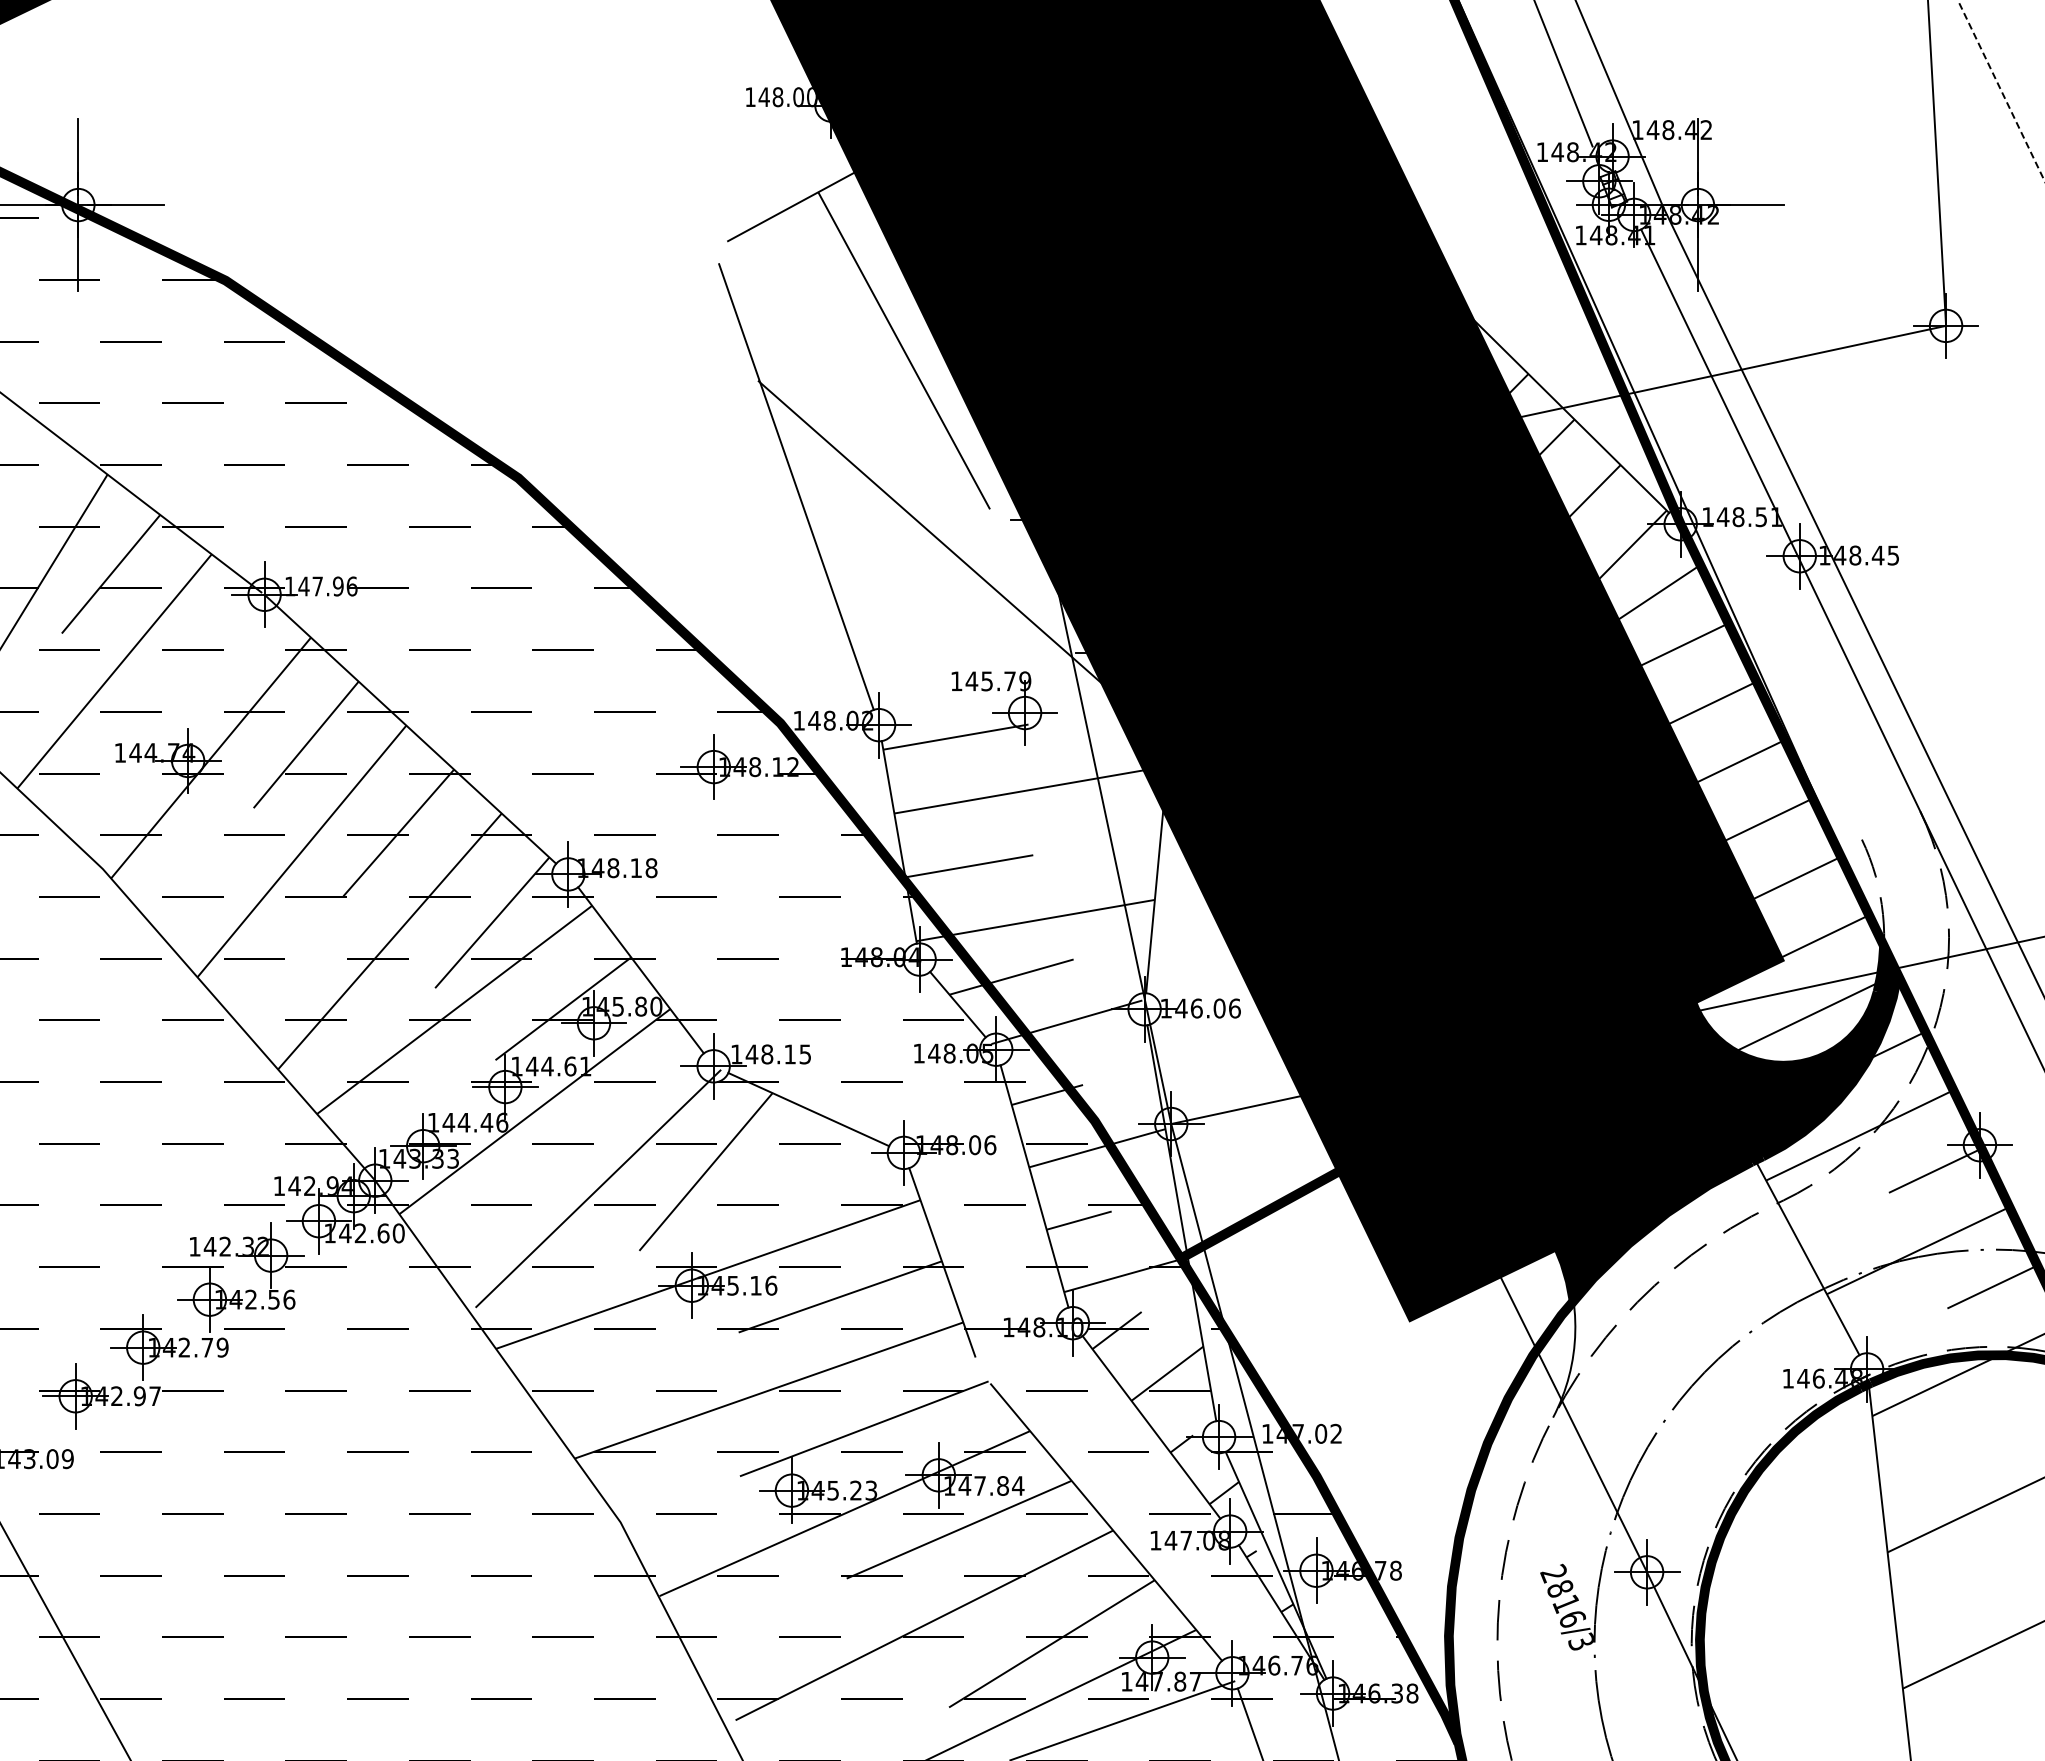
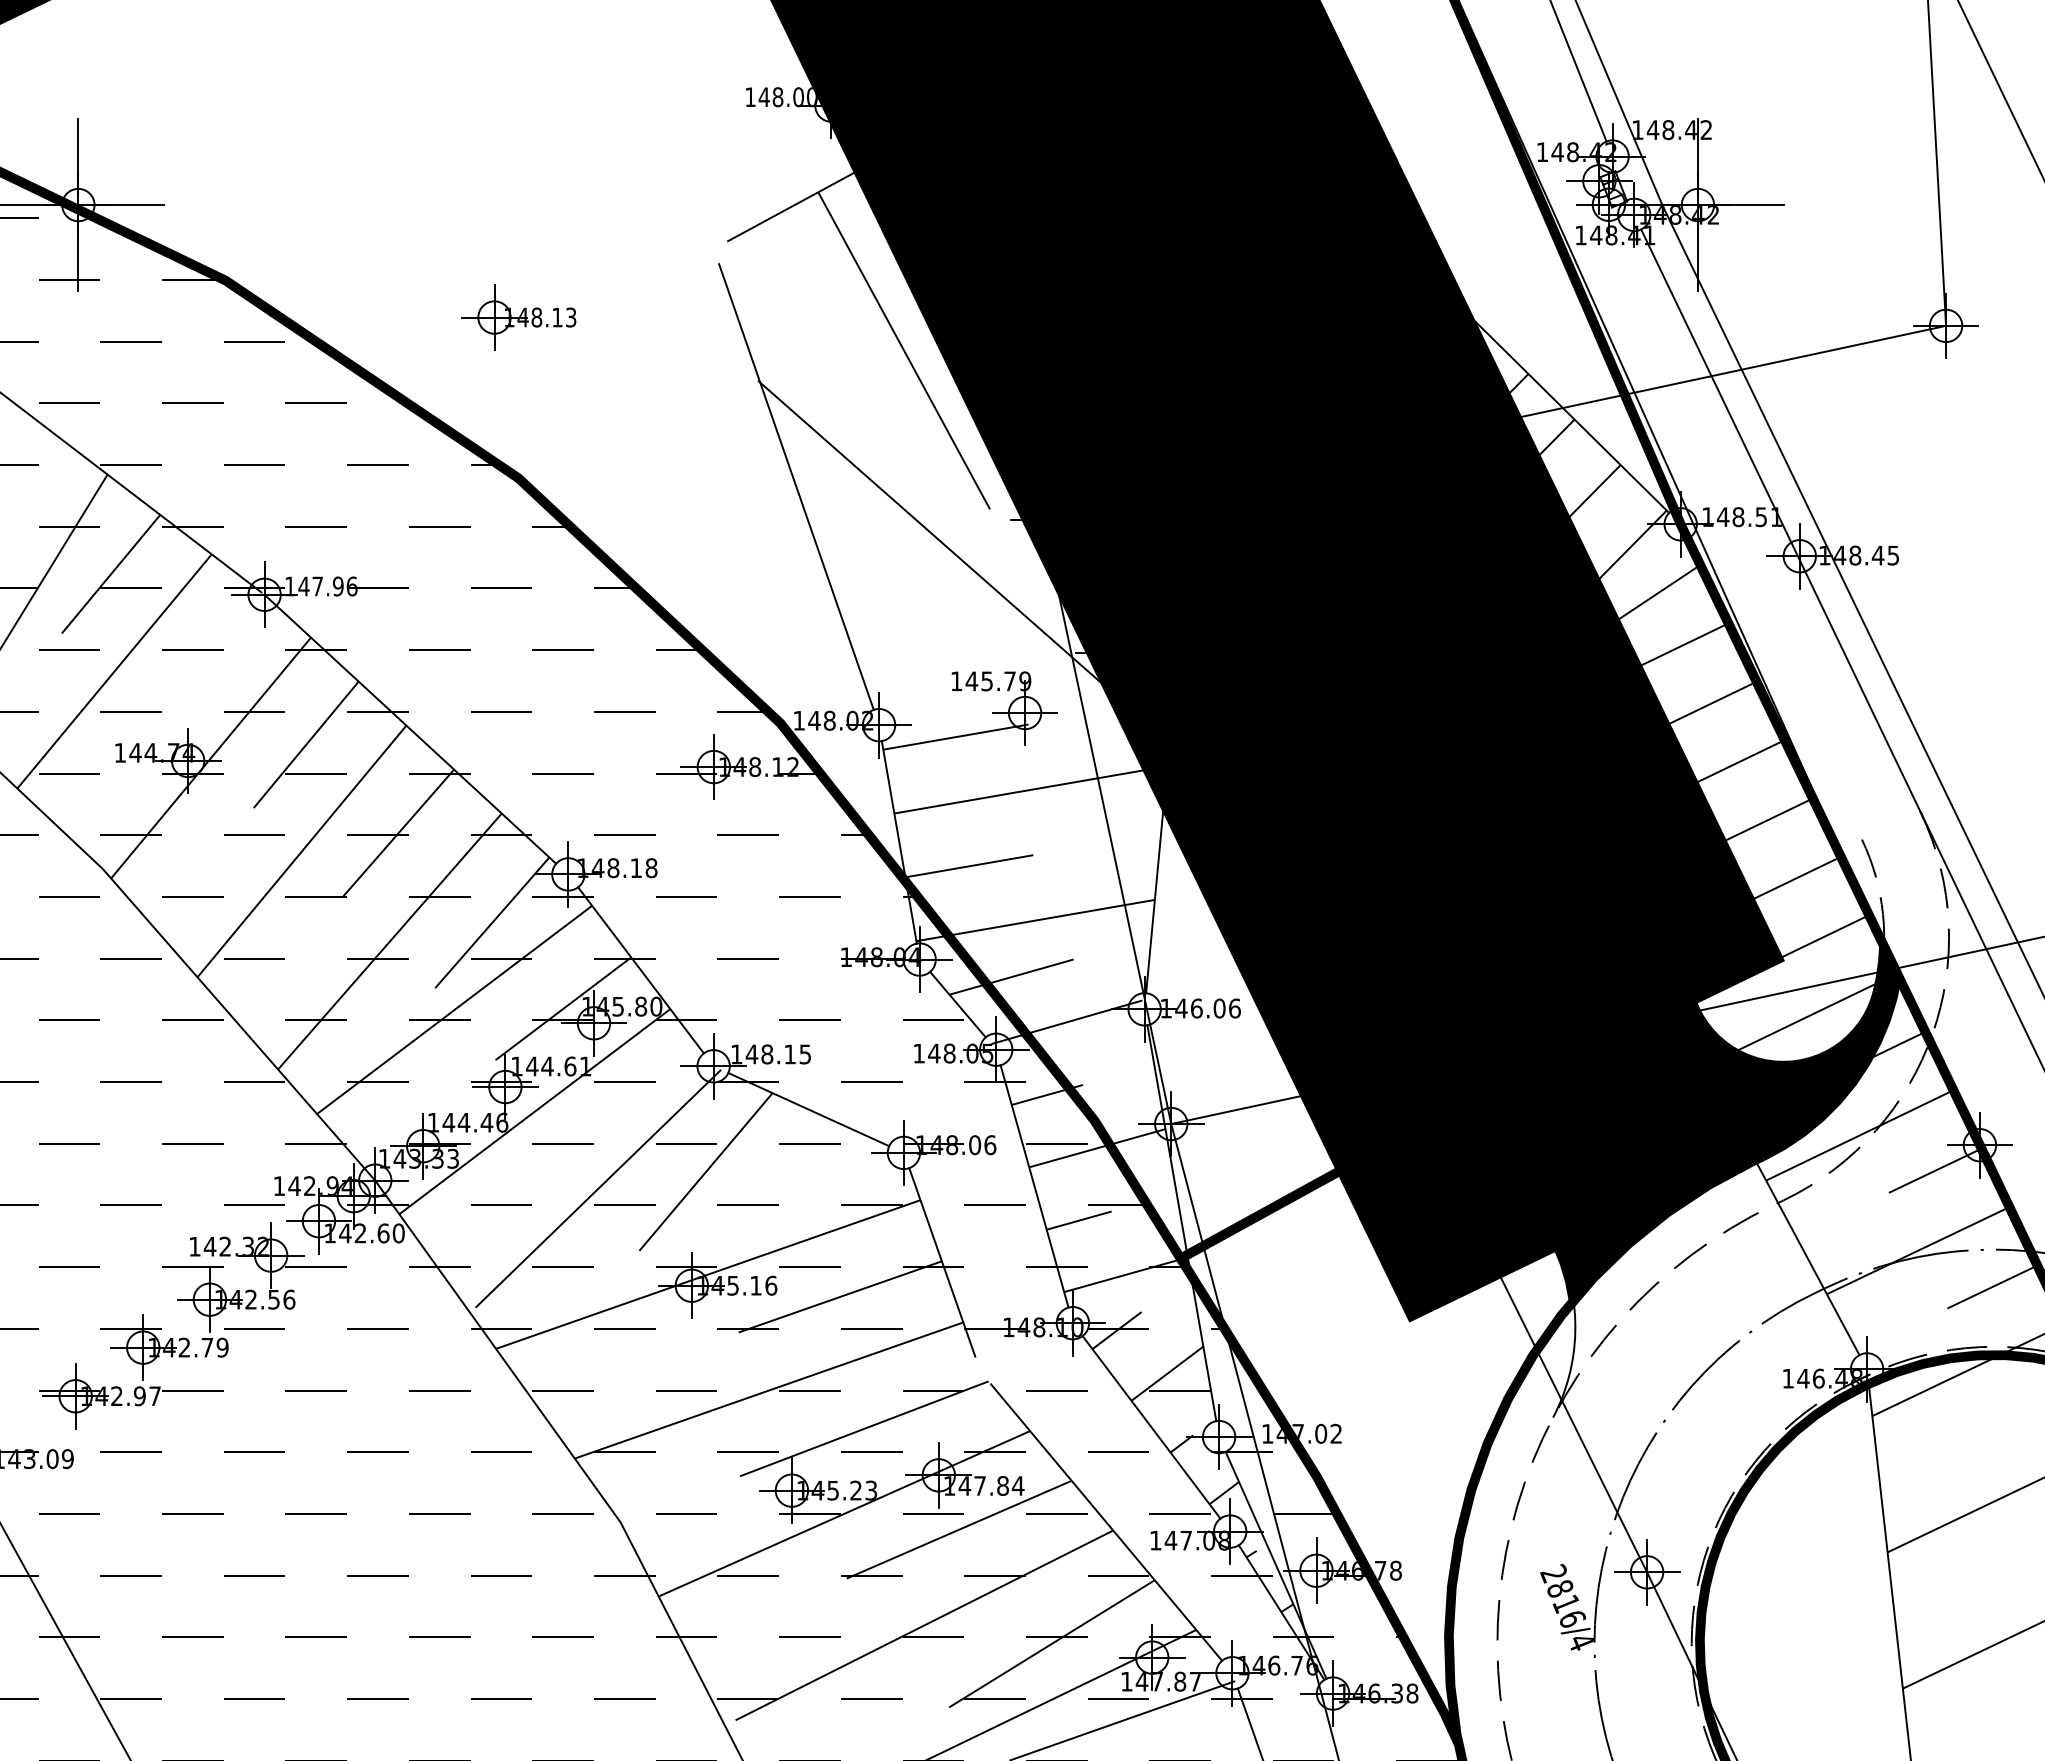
line position: (1563, 74) -> (1578, 71) (1578, 71)
line: dashed -> solid (2001, 90)
part: none -> present (518, 317)
text: 2816/3 -> 2816/4 (1581, 1641)
